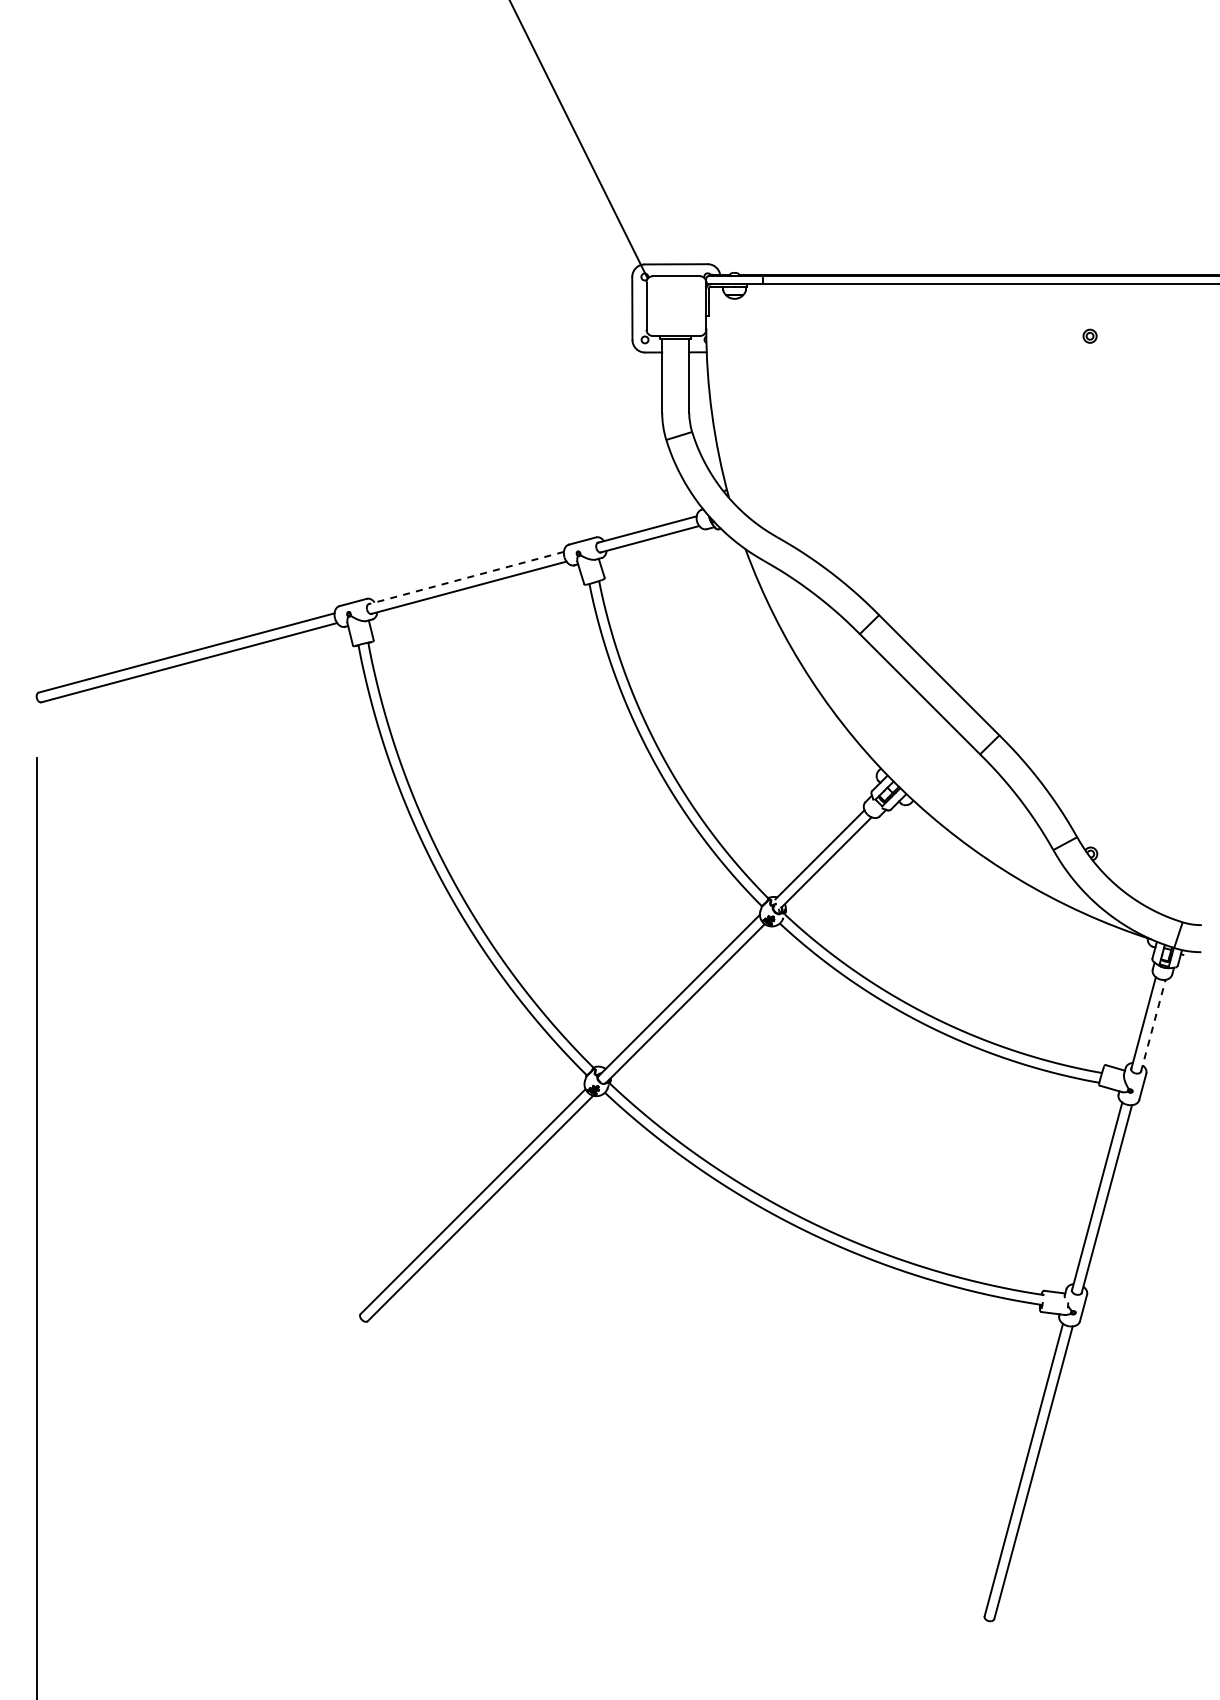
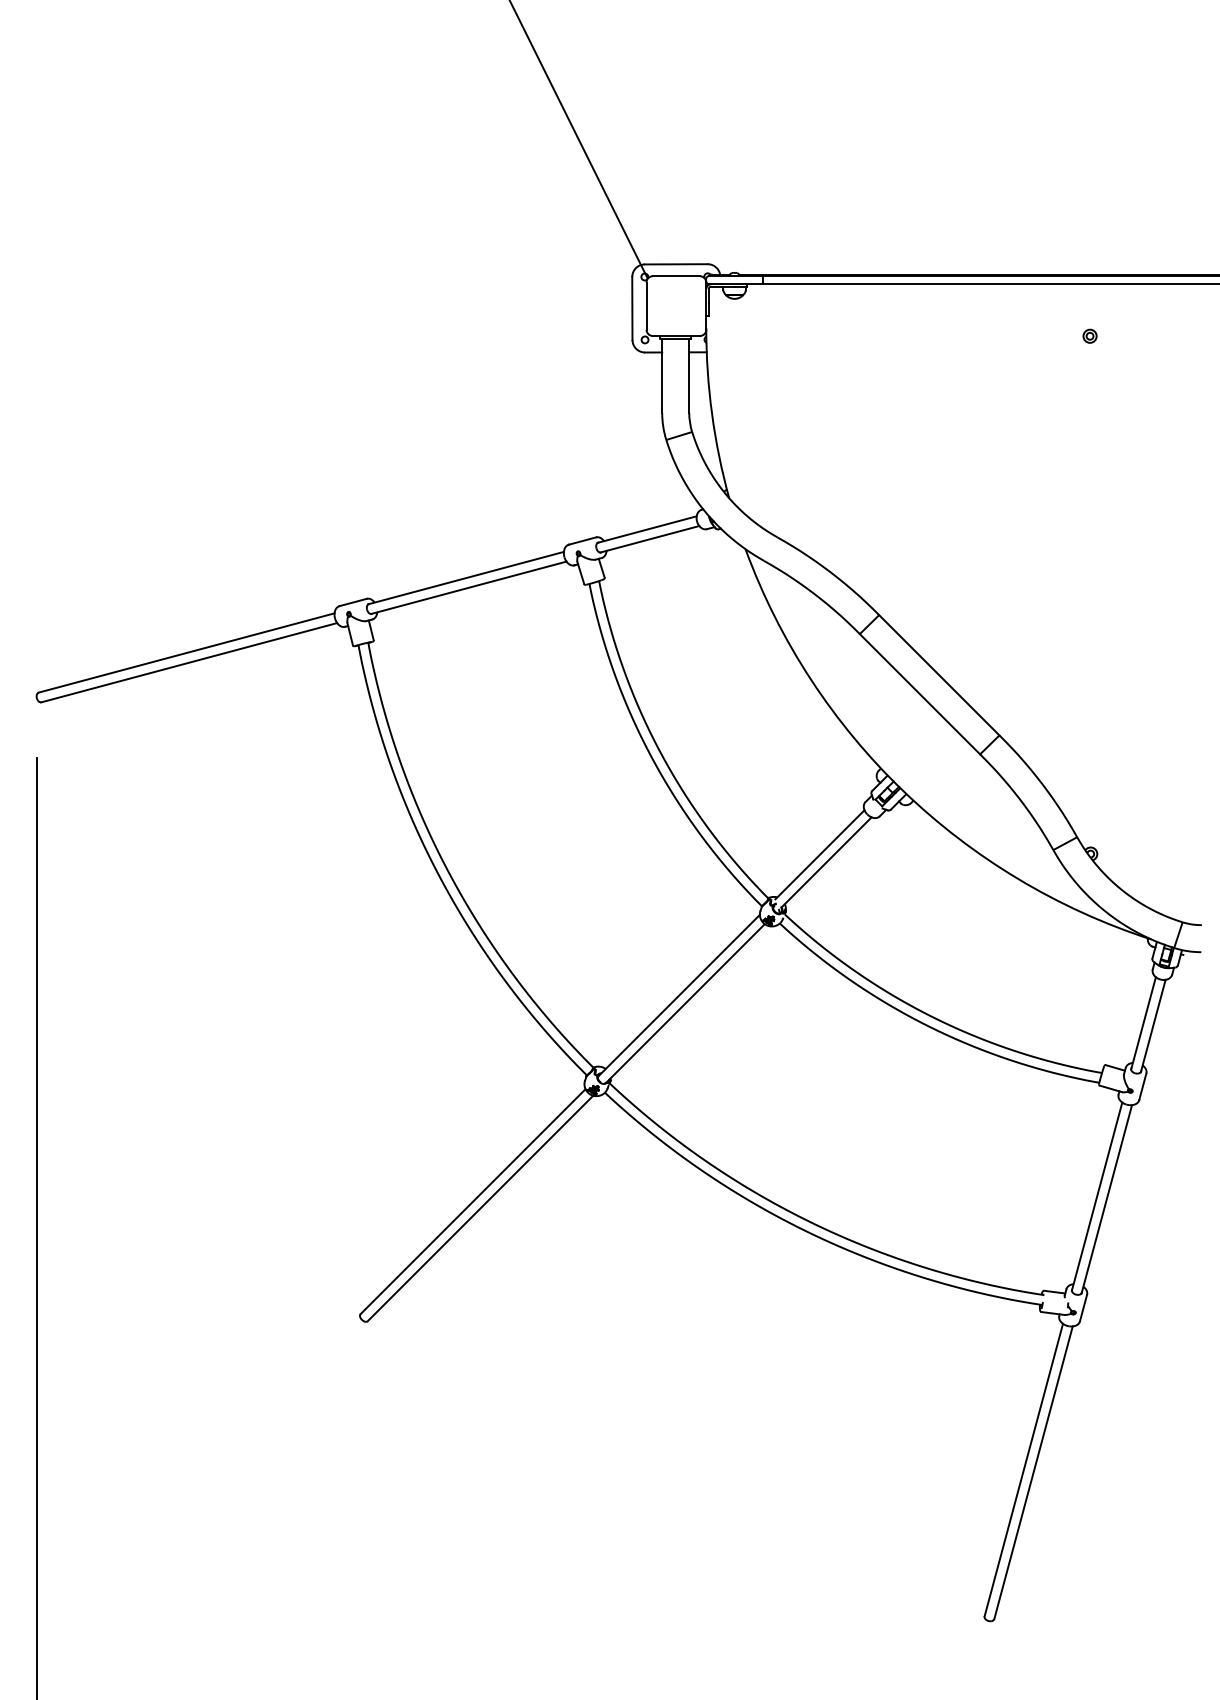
line: dashed -> solid (465, 578)
line: dashed -> solid (1153, 1025)
